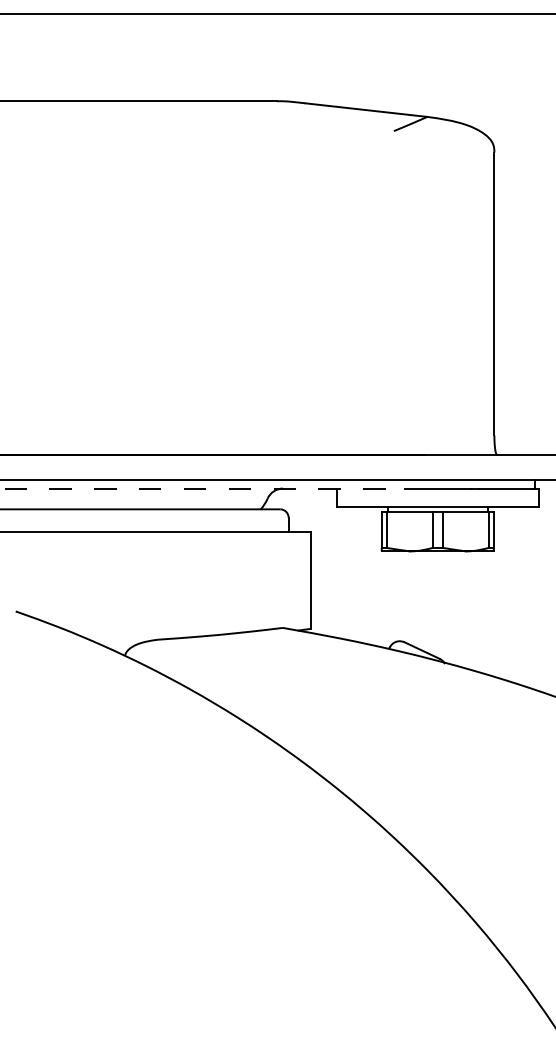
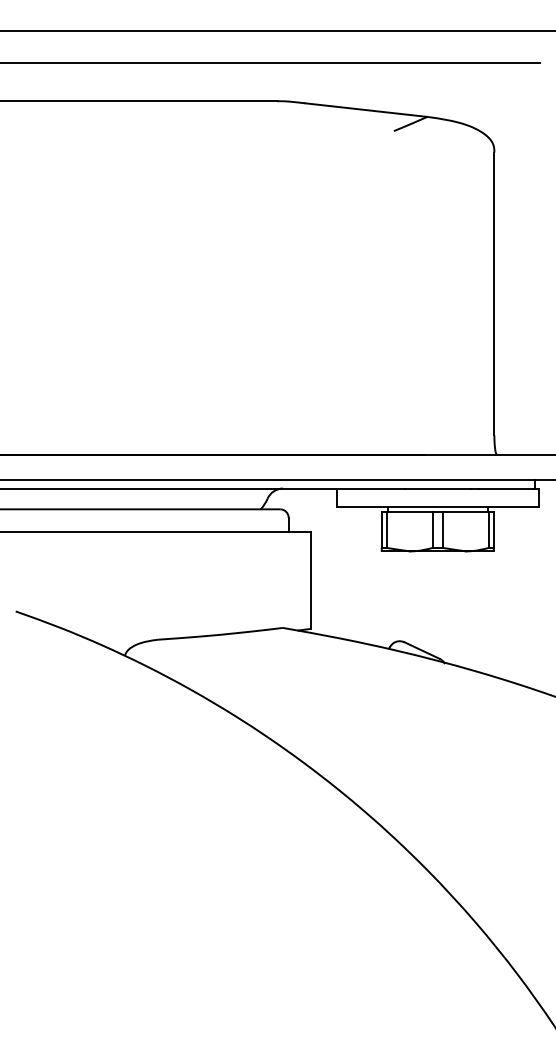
line position: (277, 14) -> (277, 31) (277, 31)
line: none -> present (271, 62)
line: dashed -> solid (202, 488)
